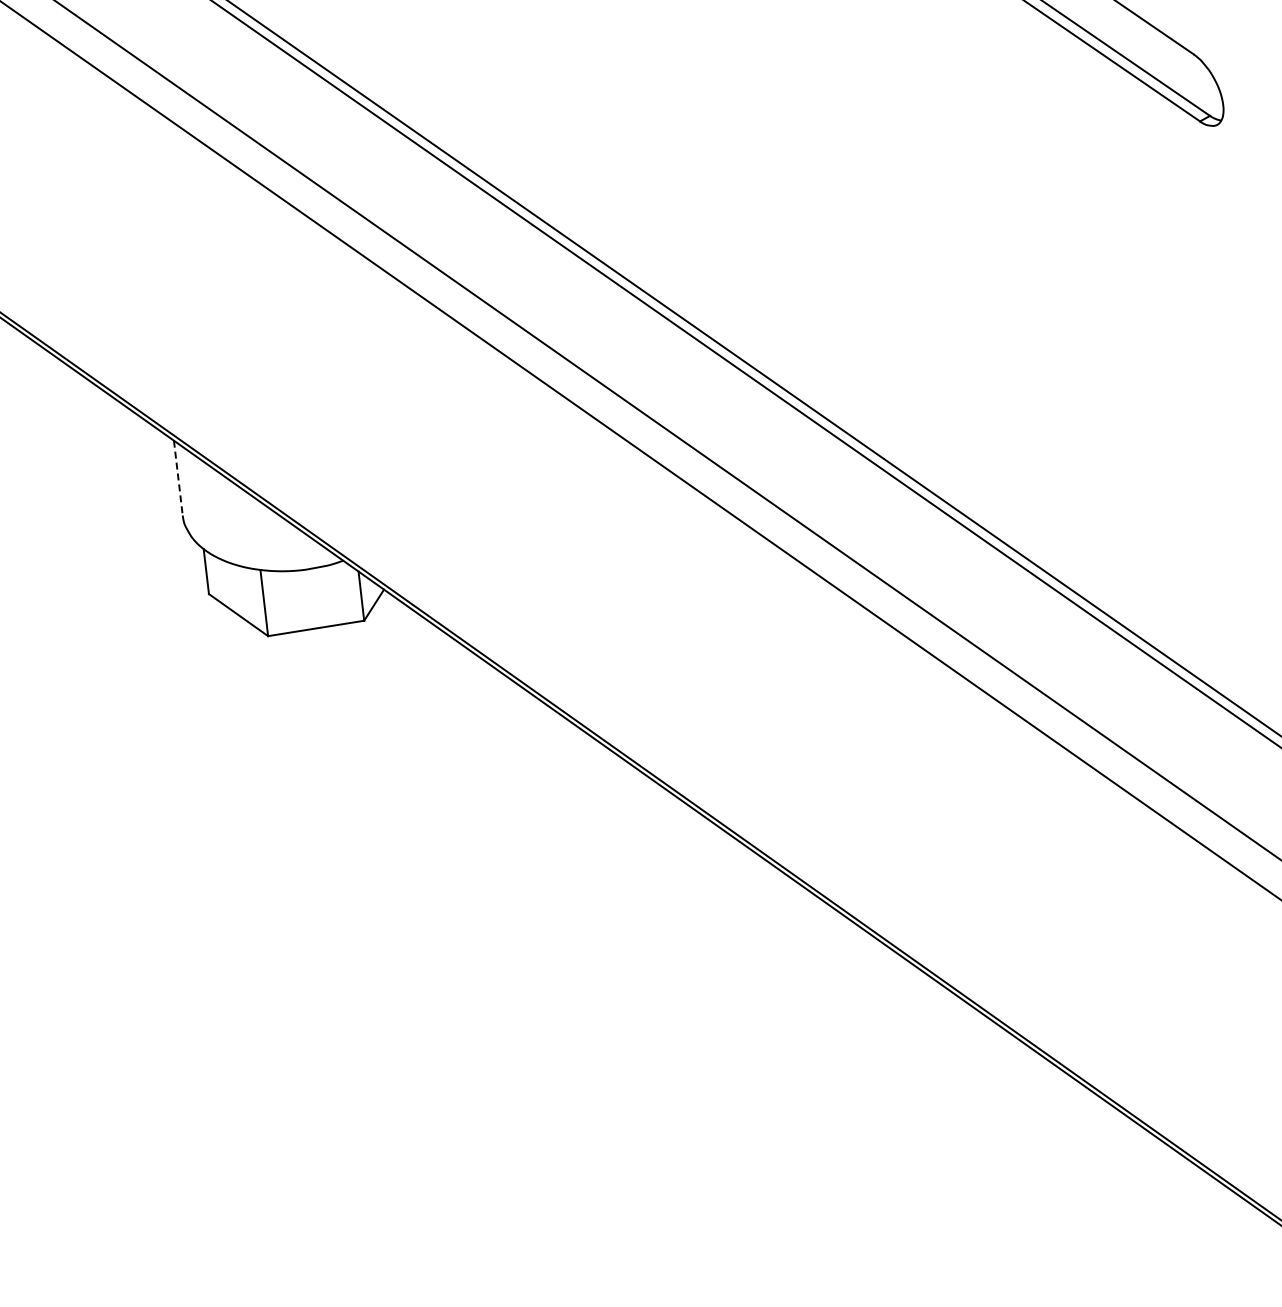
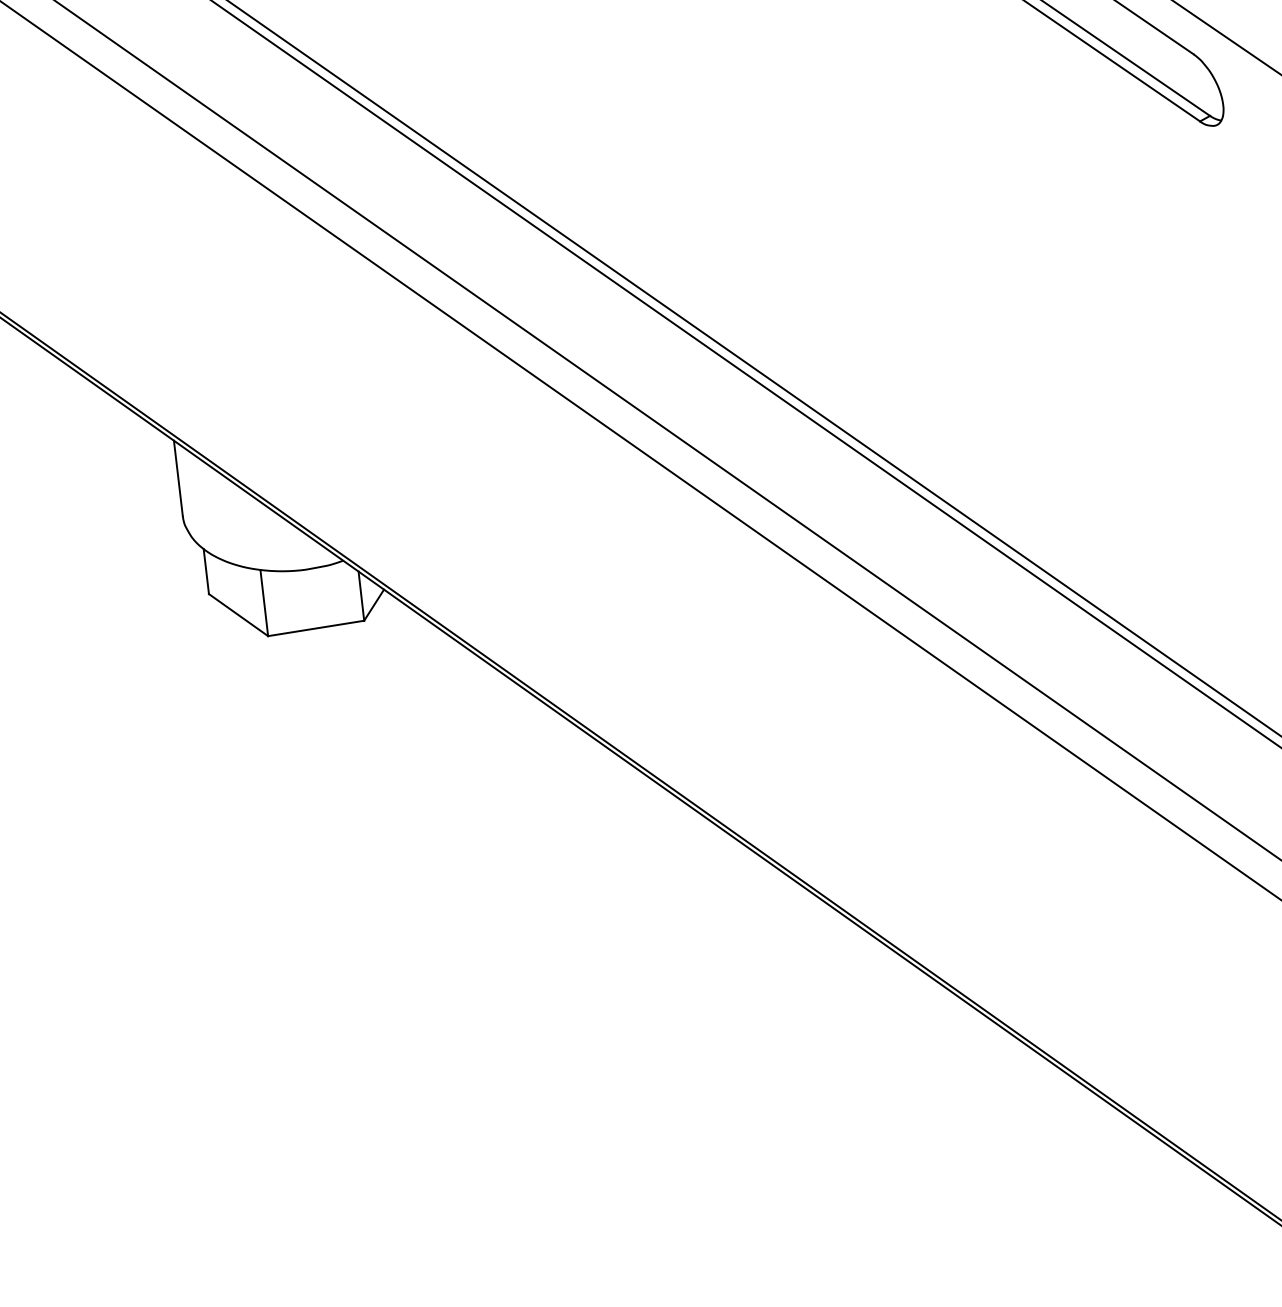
line: none -> present (1226, 37)
line: dashed -> solid (178, 478)
